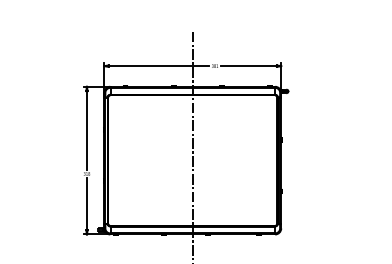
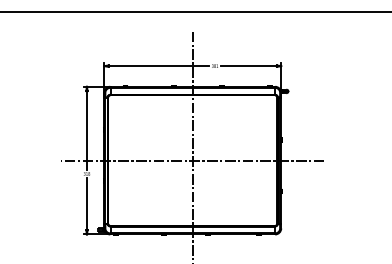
line: none -> present (195, 11)
line: none -> present (192, 160)
